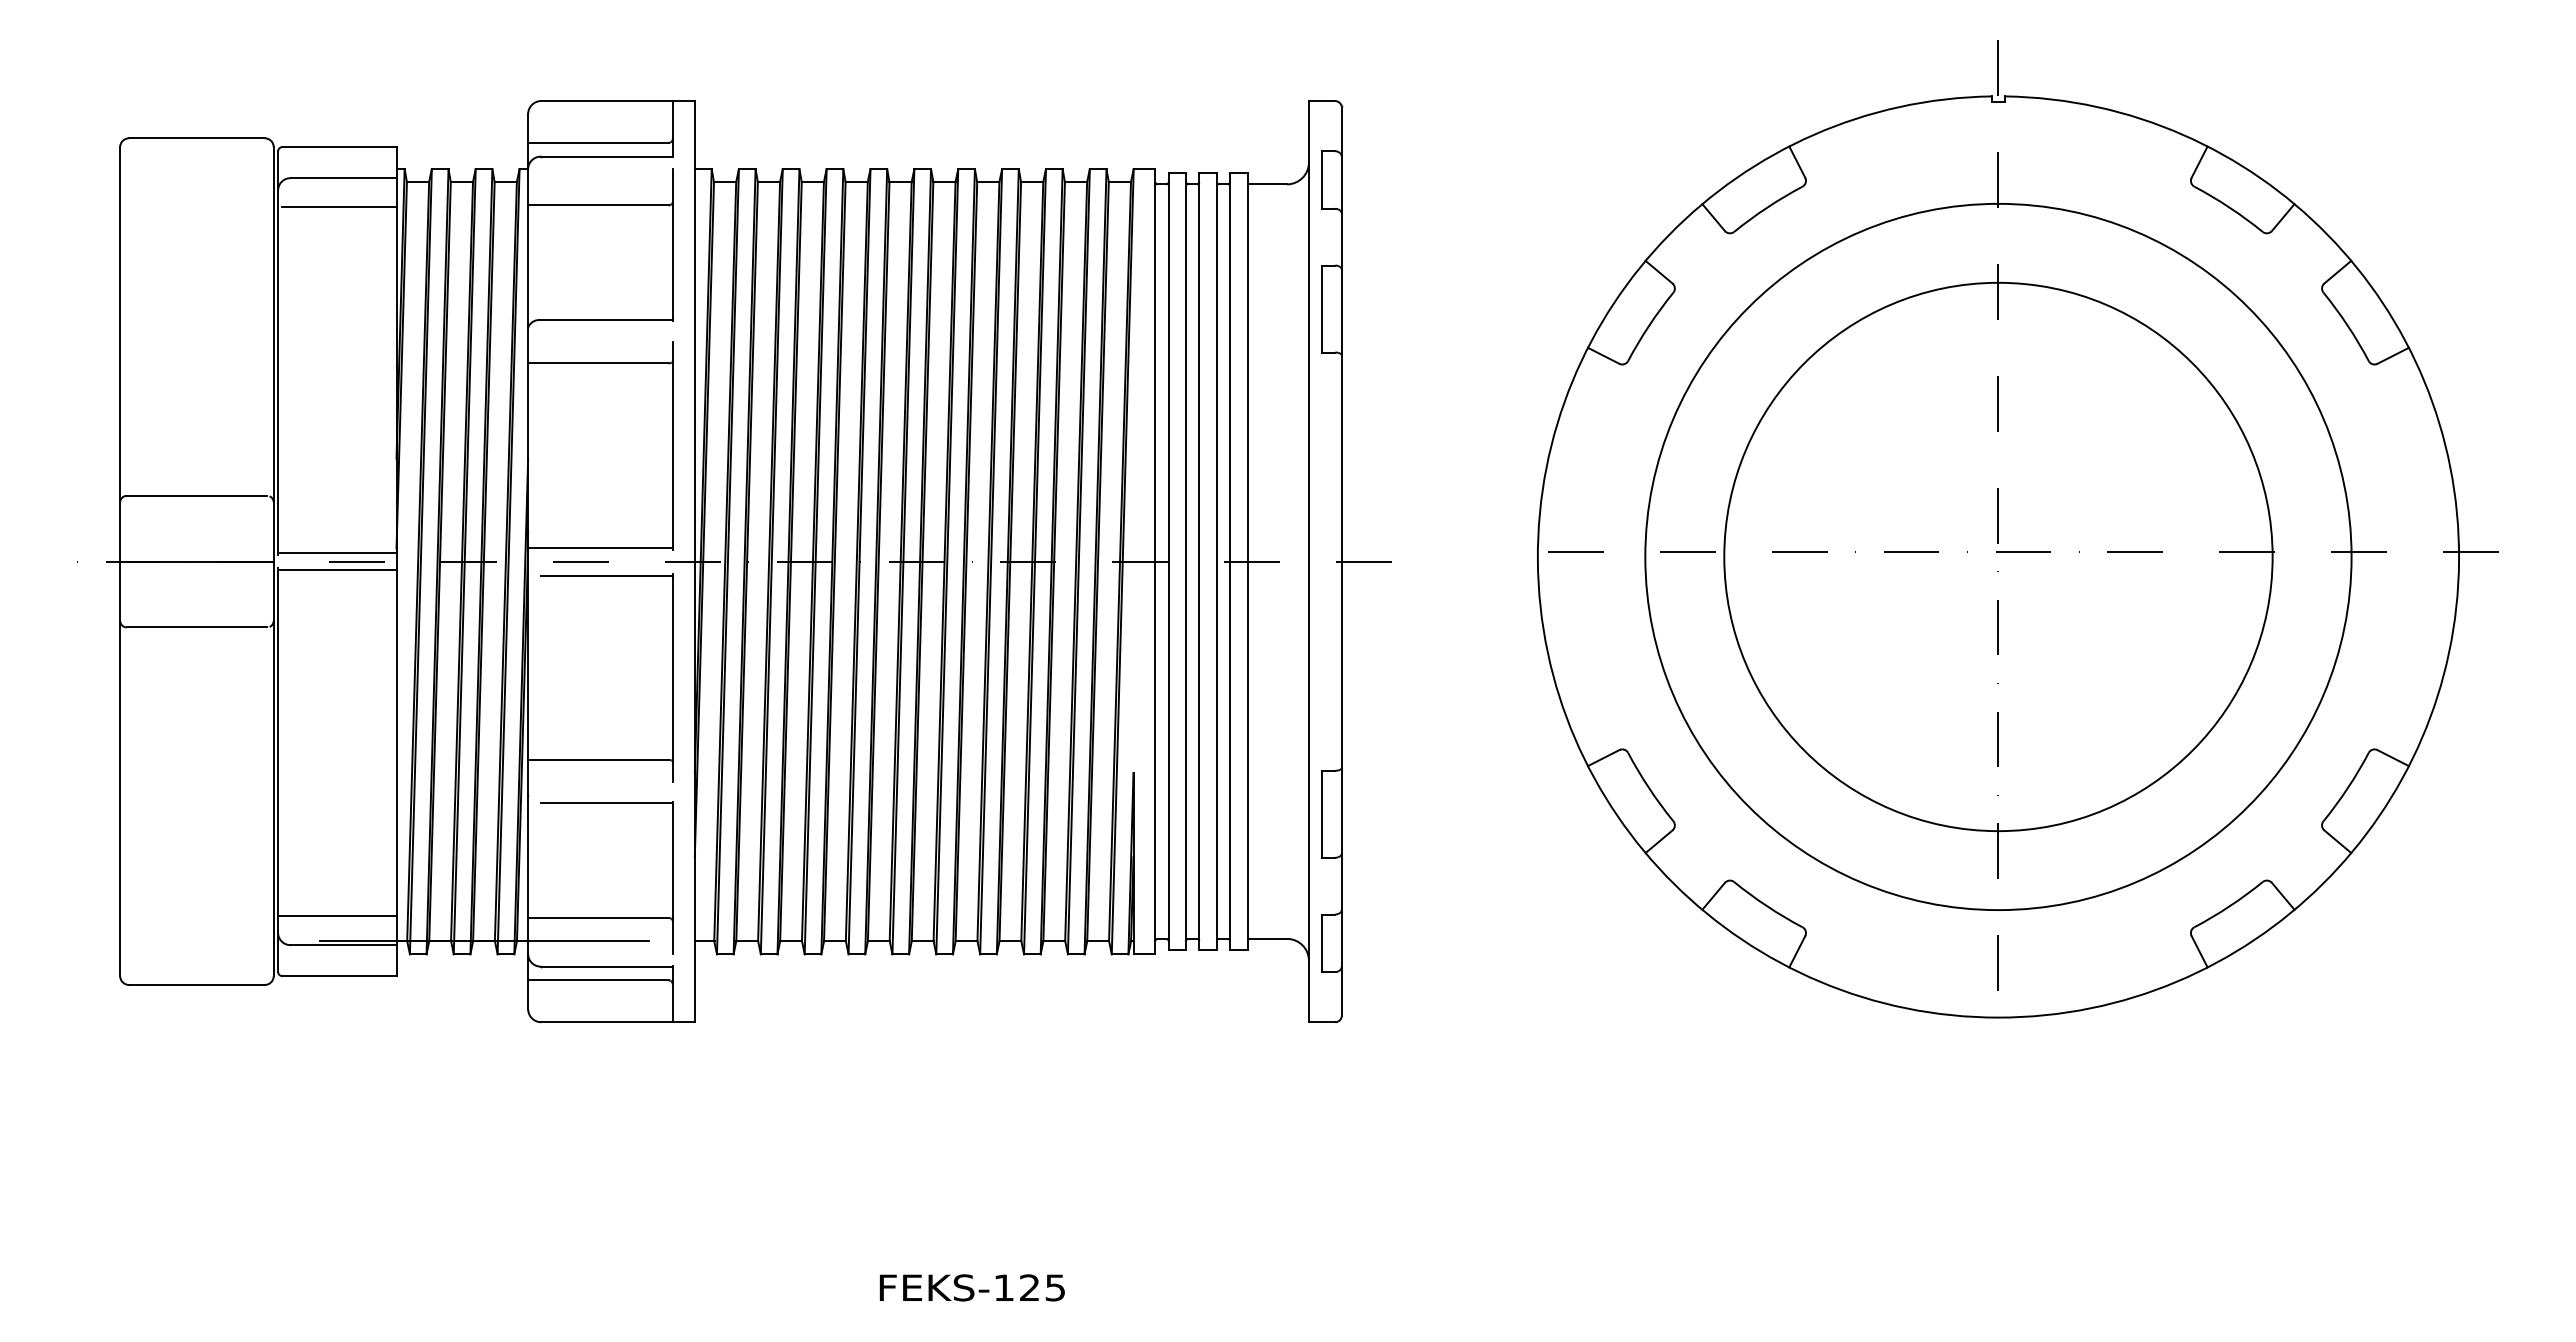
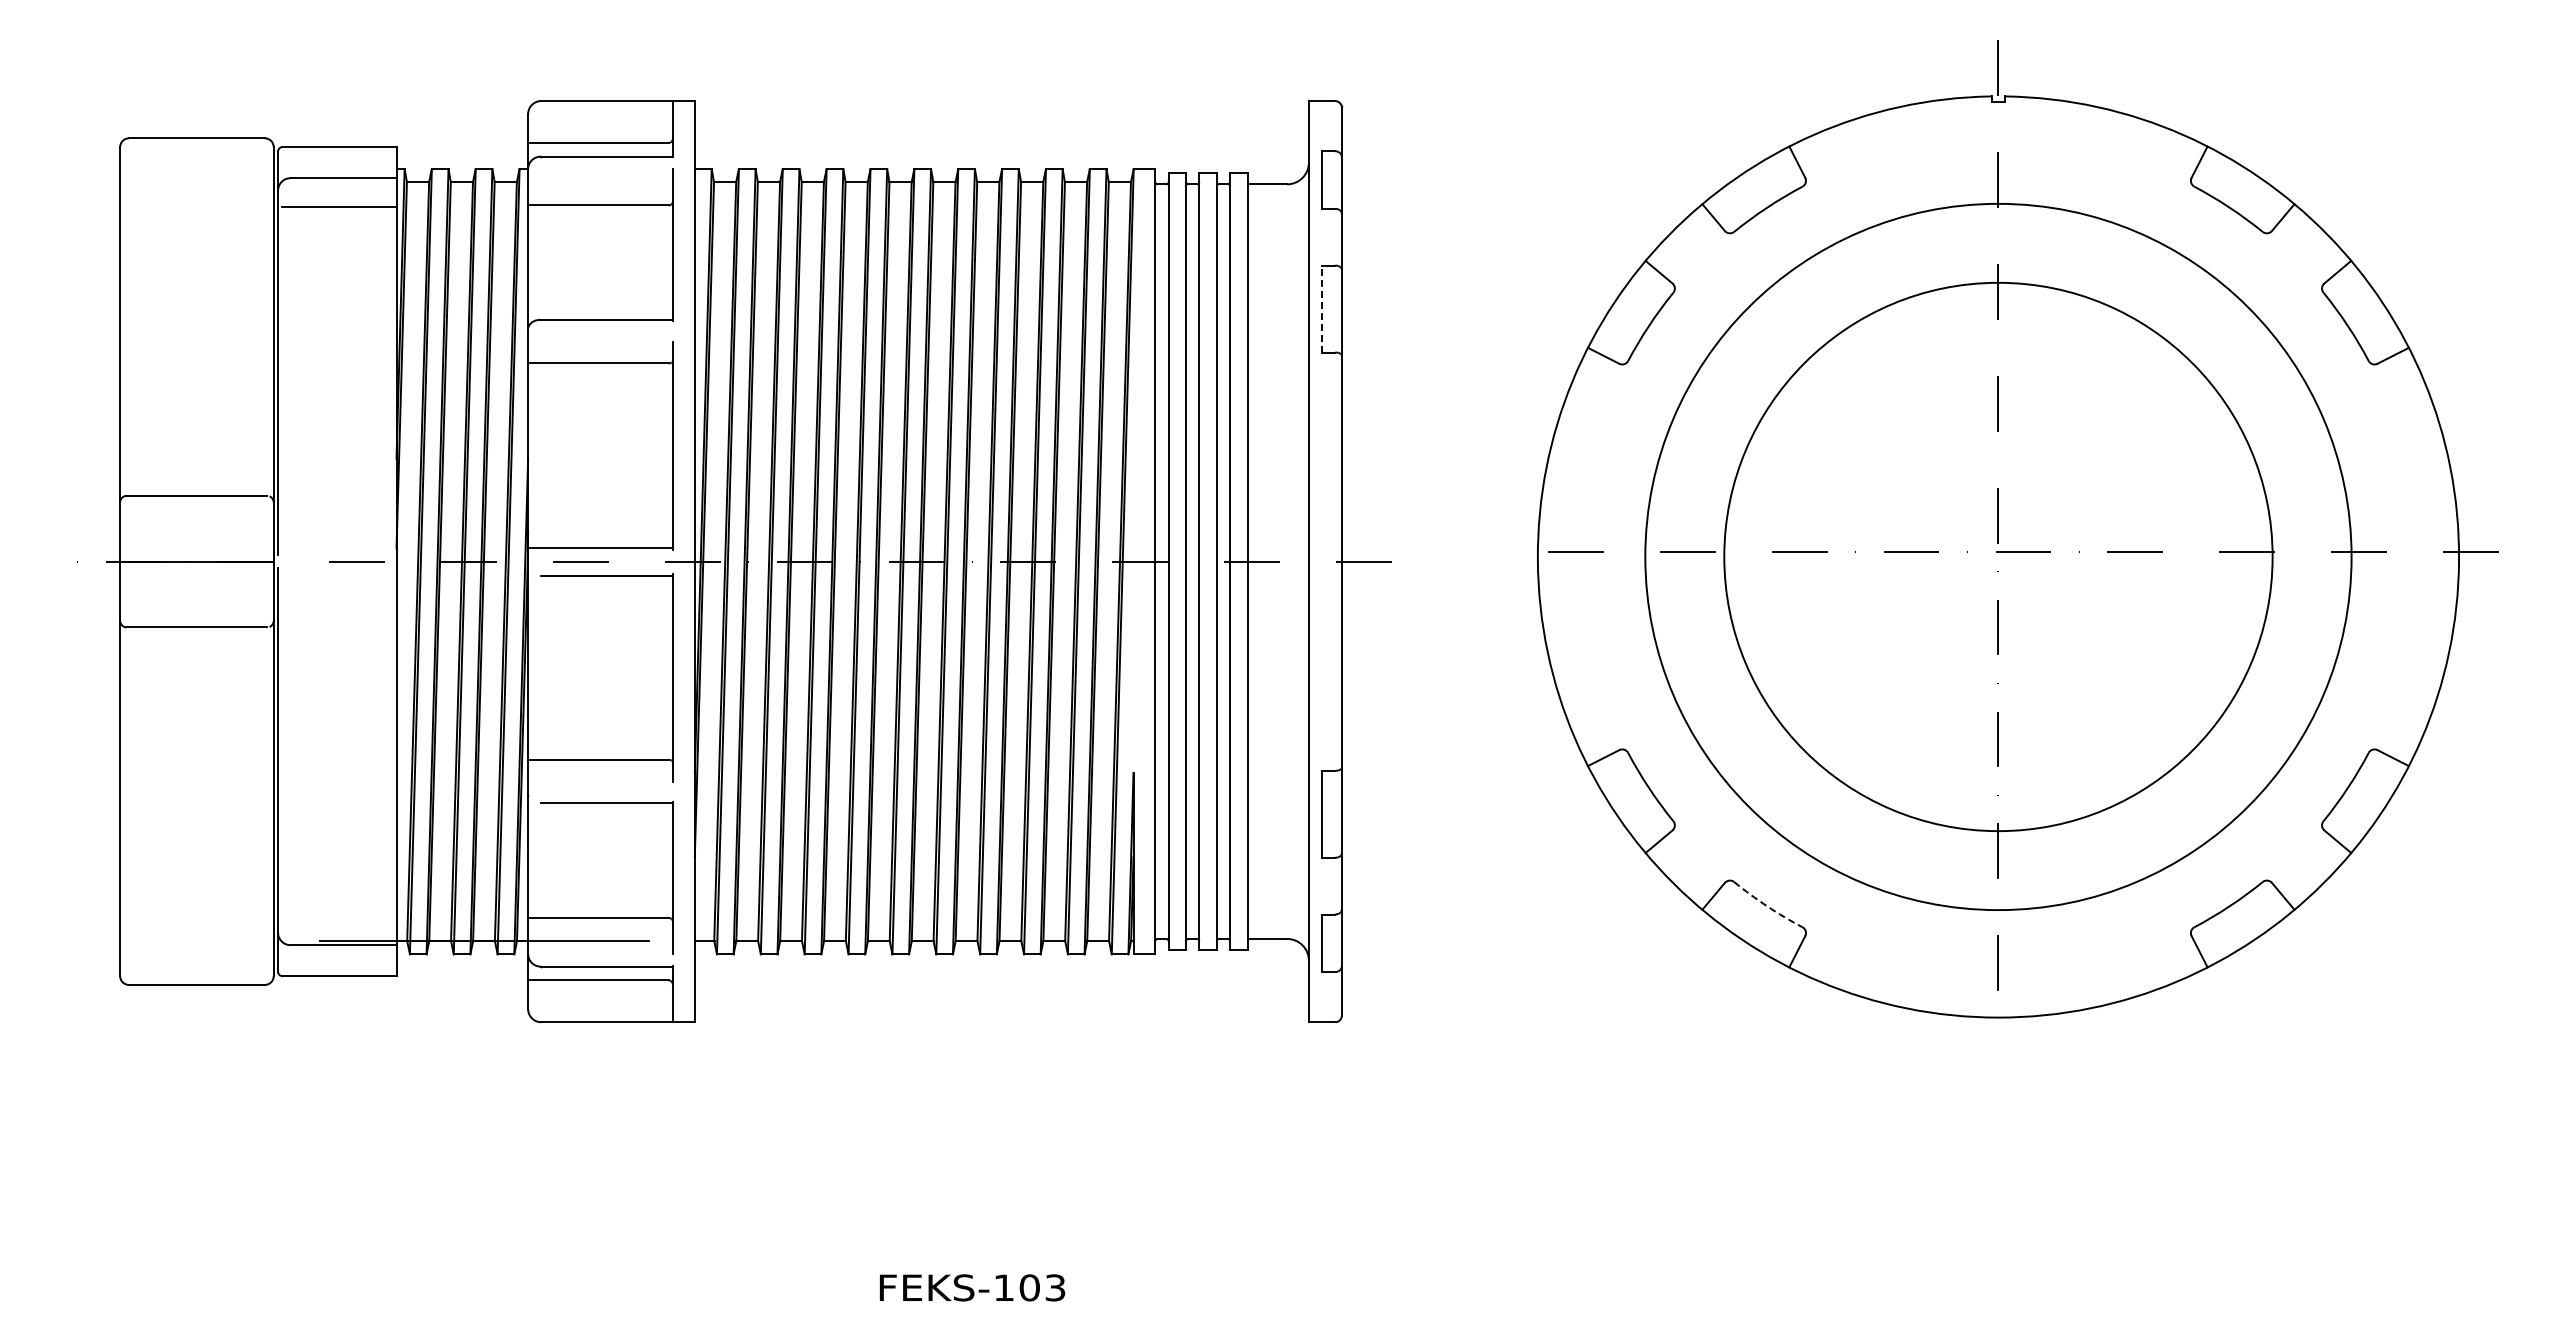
line: solid -> dashed (1322, 308)
line: present -> none (338, 552)
line: present -> none (338, 570)
arc: solid -> dashed (1767, 906)
line: present -> none (337, 916)
text: FEKS-125 -> FEKS-103 (1042, 1287)
